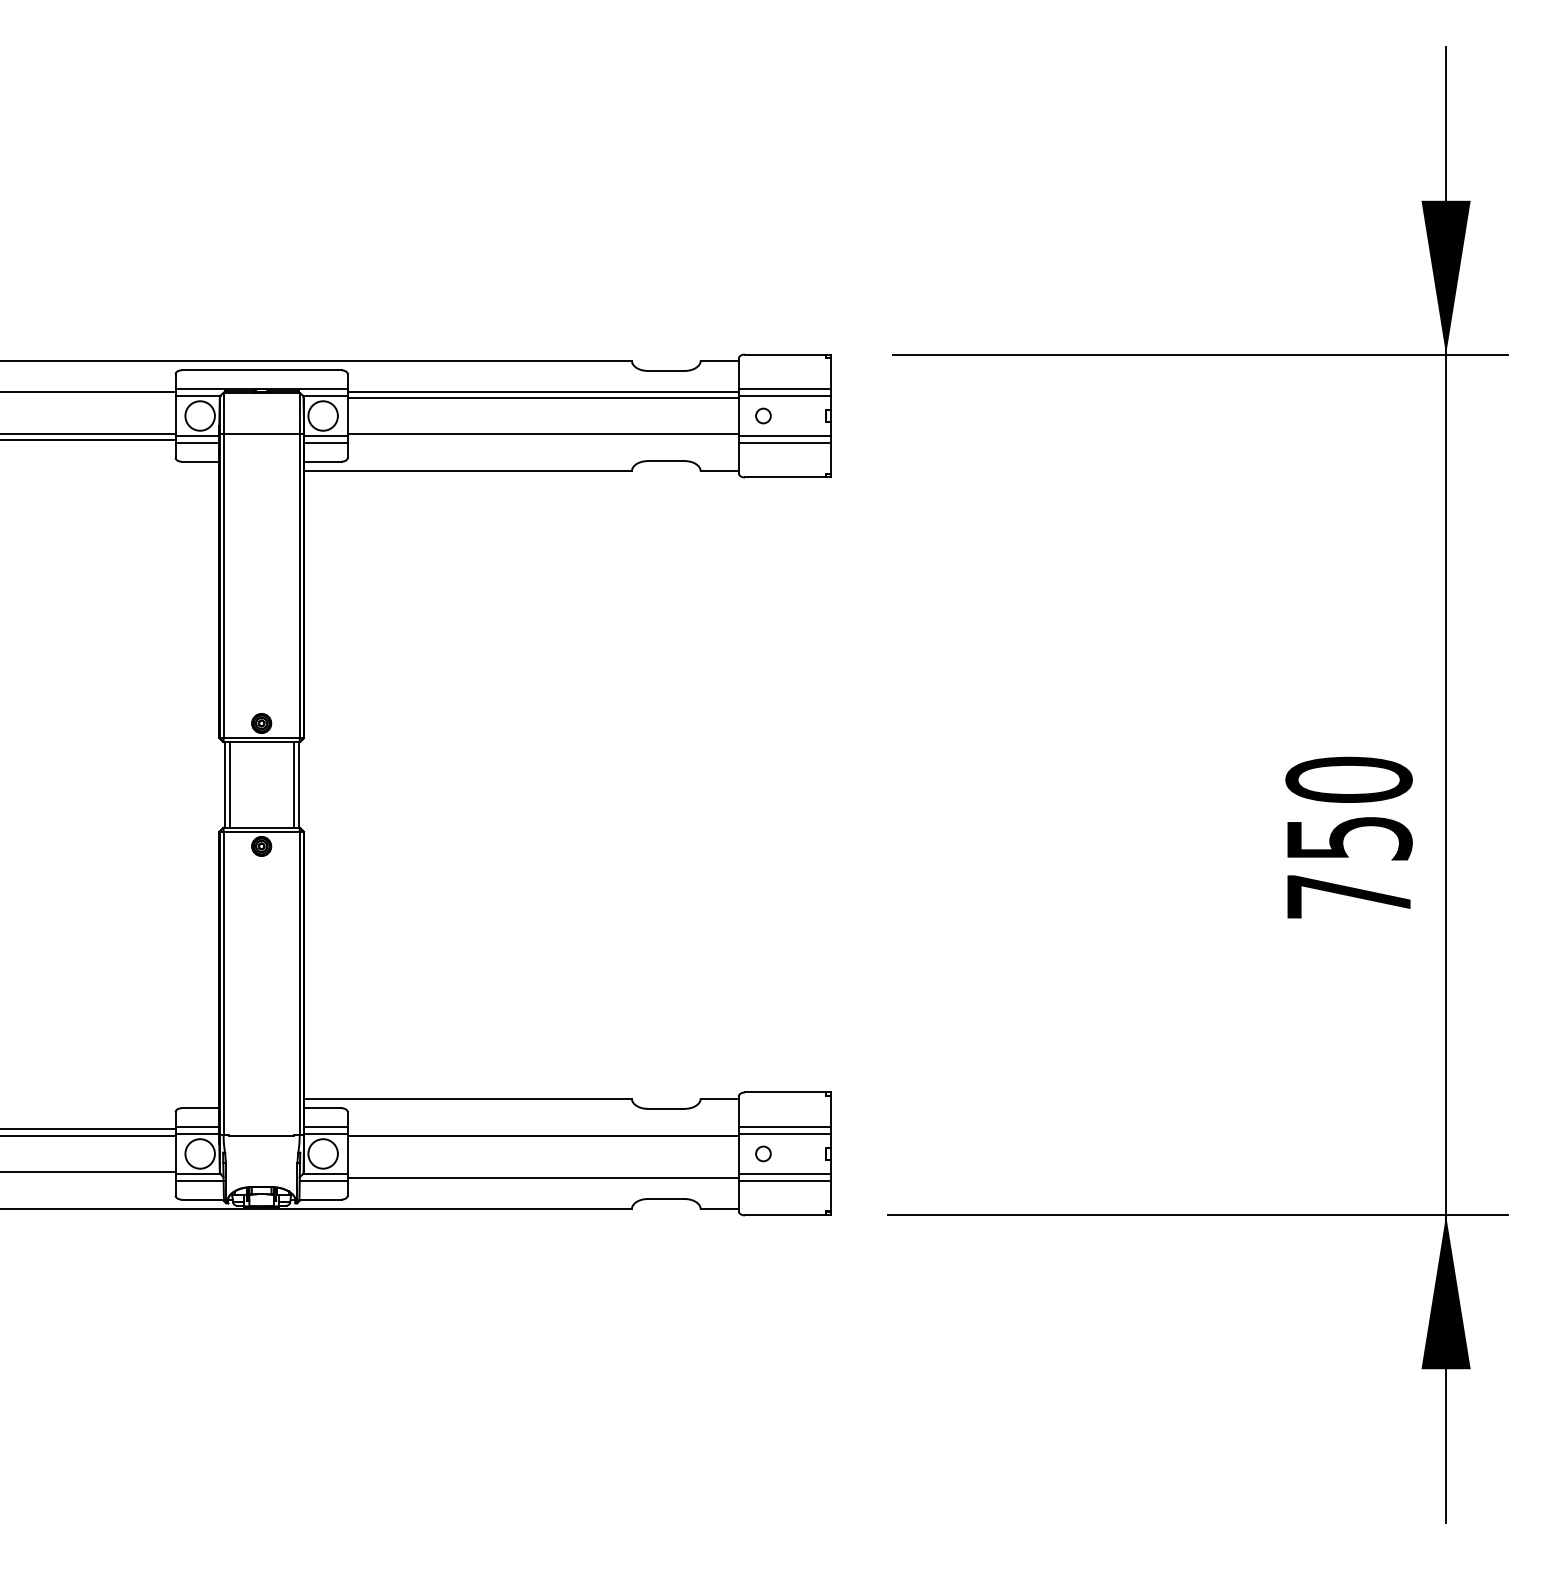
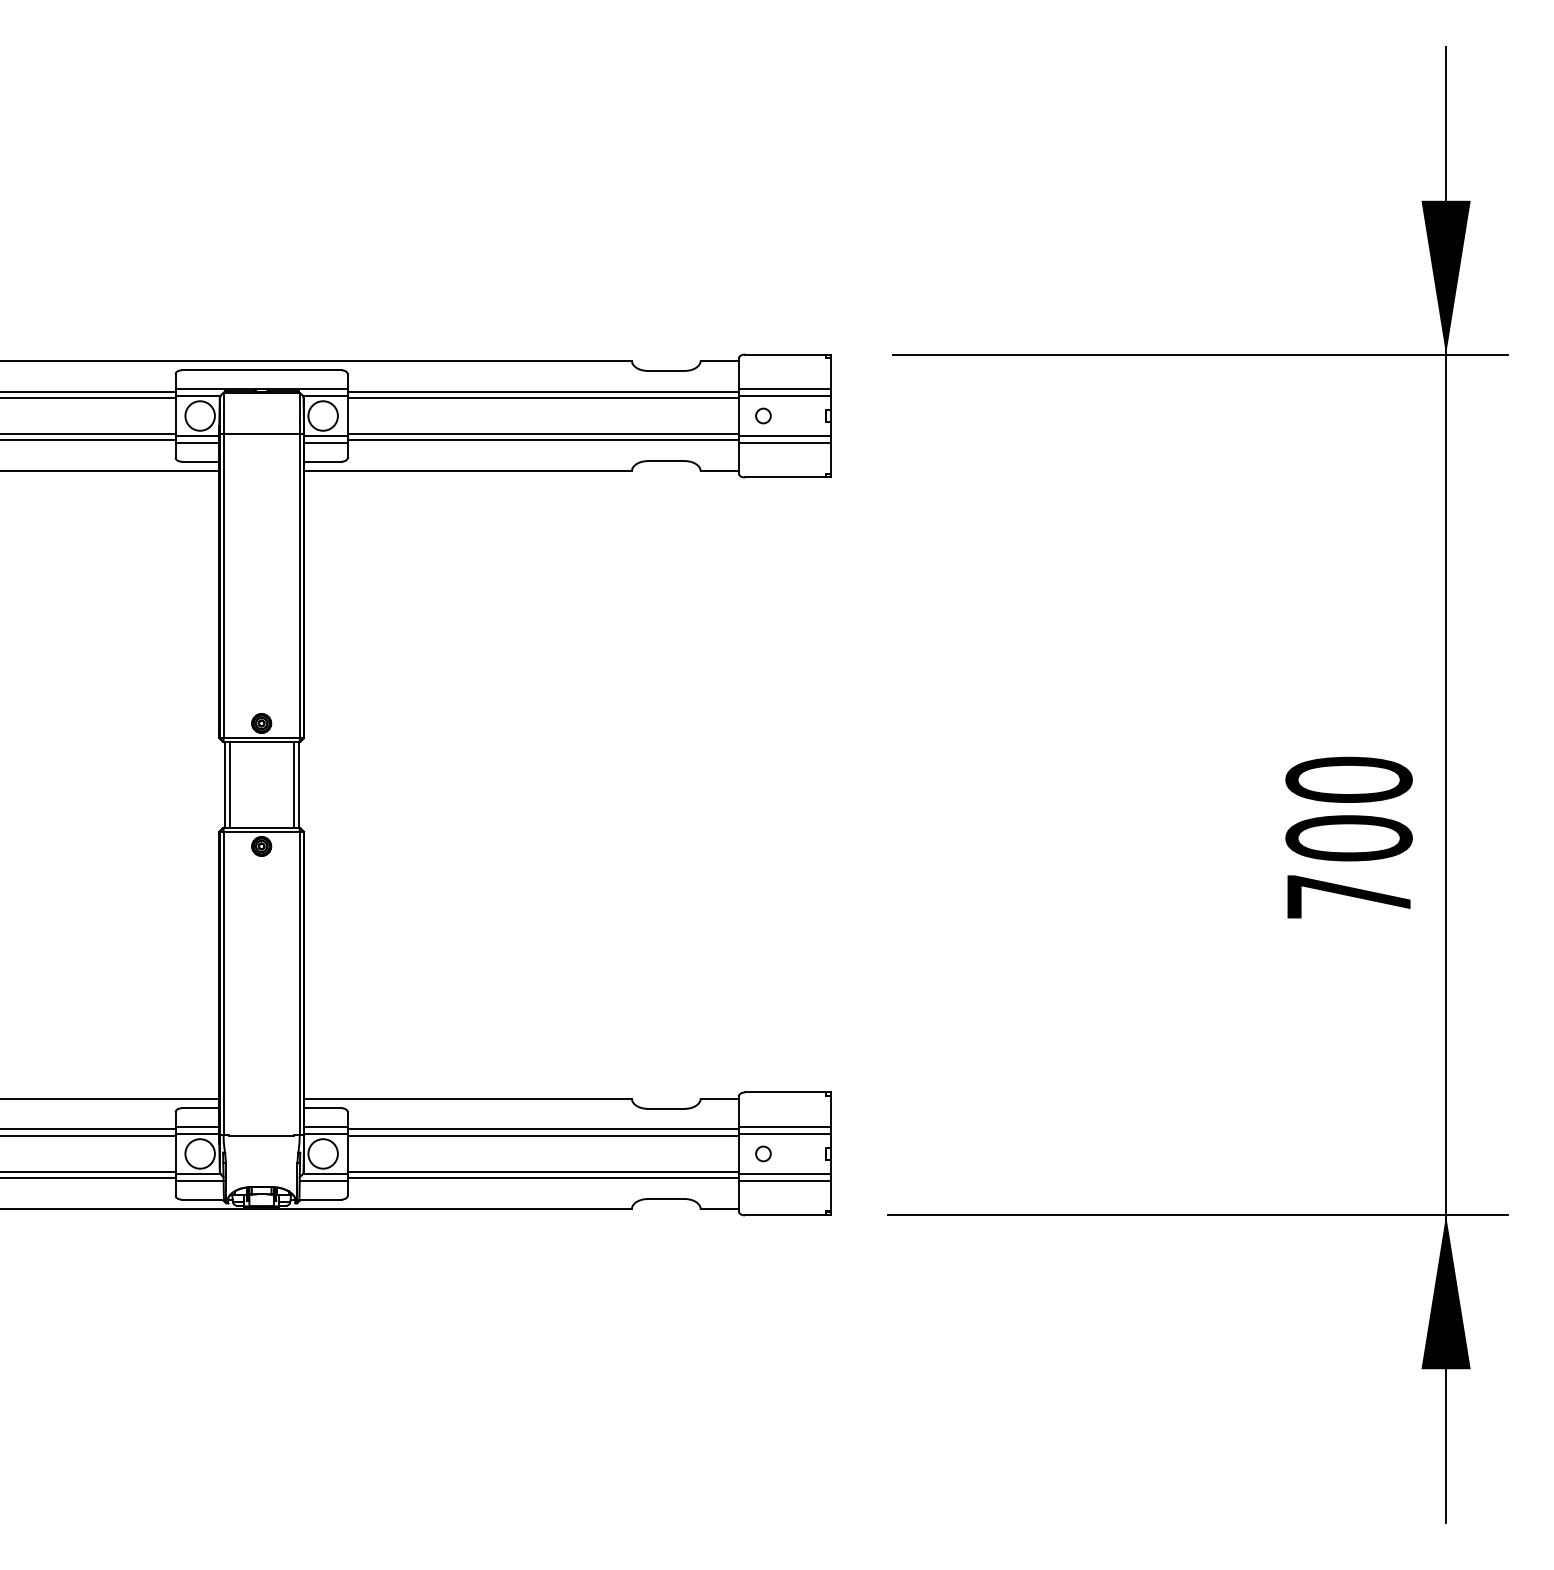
line: none -> present (88, 398)
line: none -> present (542, 440)
line: none -> present (110, 471)
text: 750 -> 700 (1348, 838)
line: none -> present (110, 1098)
line: none -> present (542, 1129)
line: none -> present (542, 1171)
line: none -> present (88, 1178)
